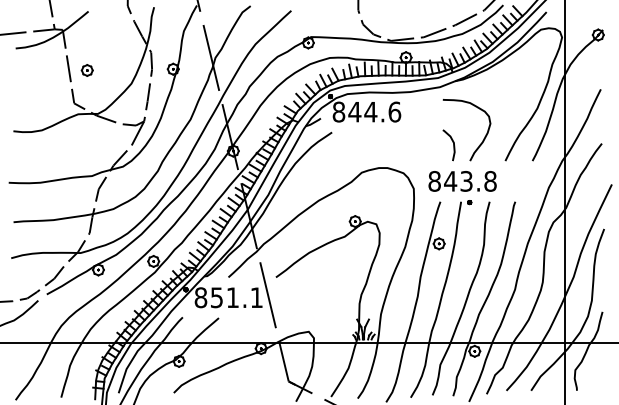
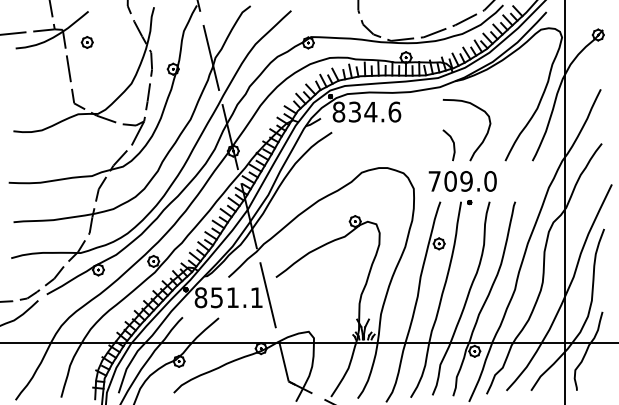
part position: (86, 70) -> (86, 42) (86, 42)
text: 844.6 -> 834.6 (354, 111)
text: 843.8 -> 709.0 (462, 181)
